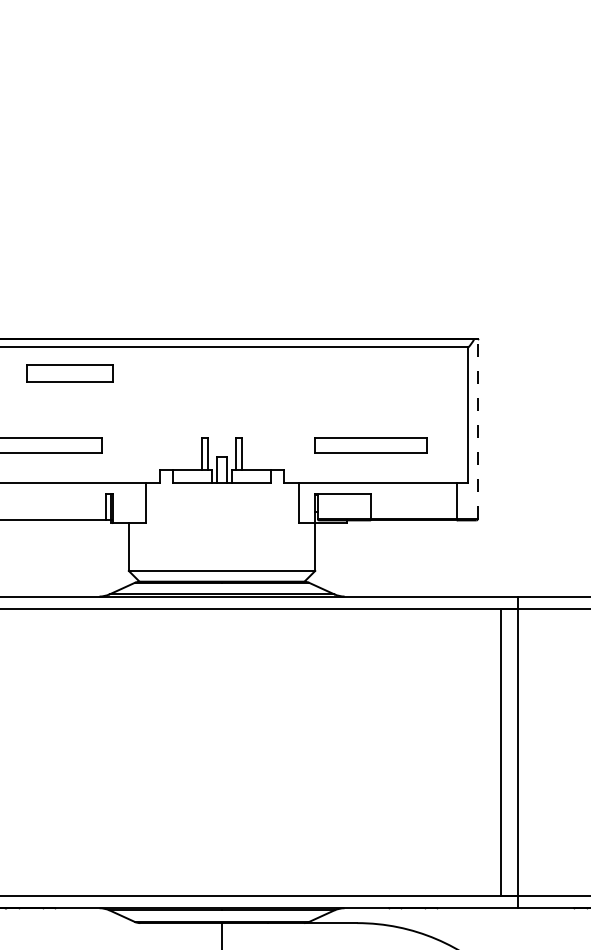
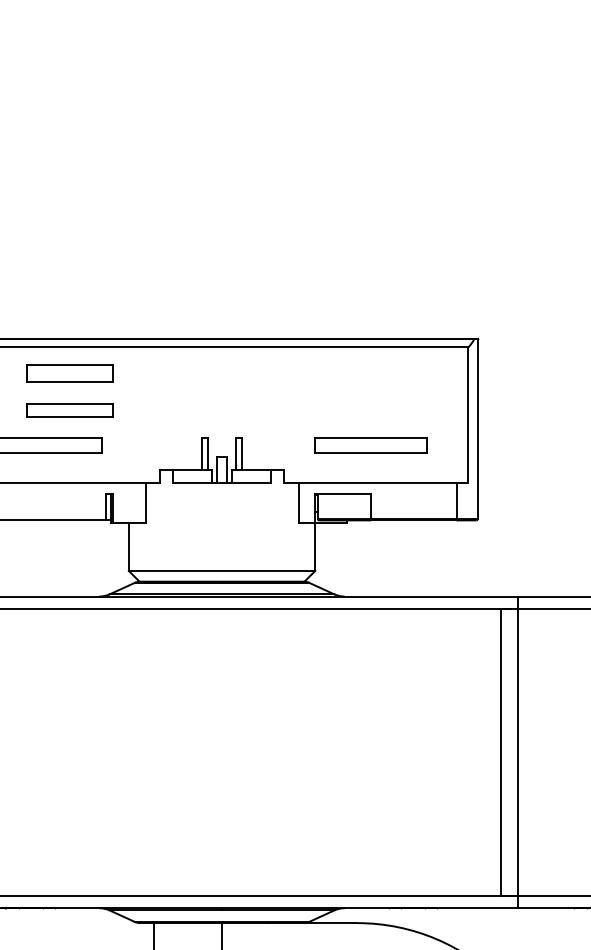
part: none -> present (69, 410)
line: dashed -> solid (477, 429)
line: none -> present (154, 934)
